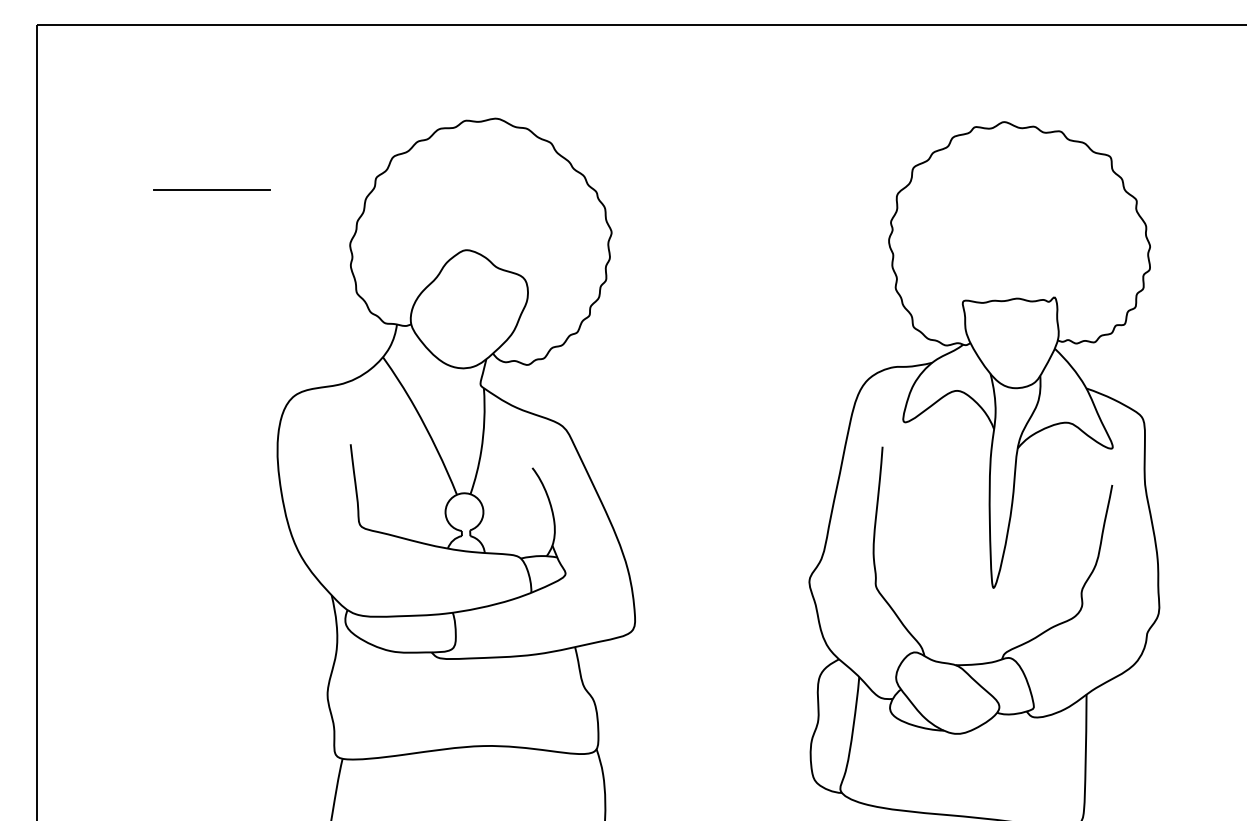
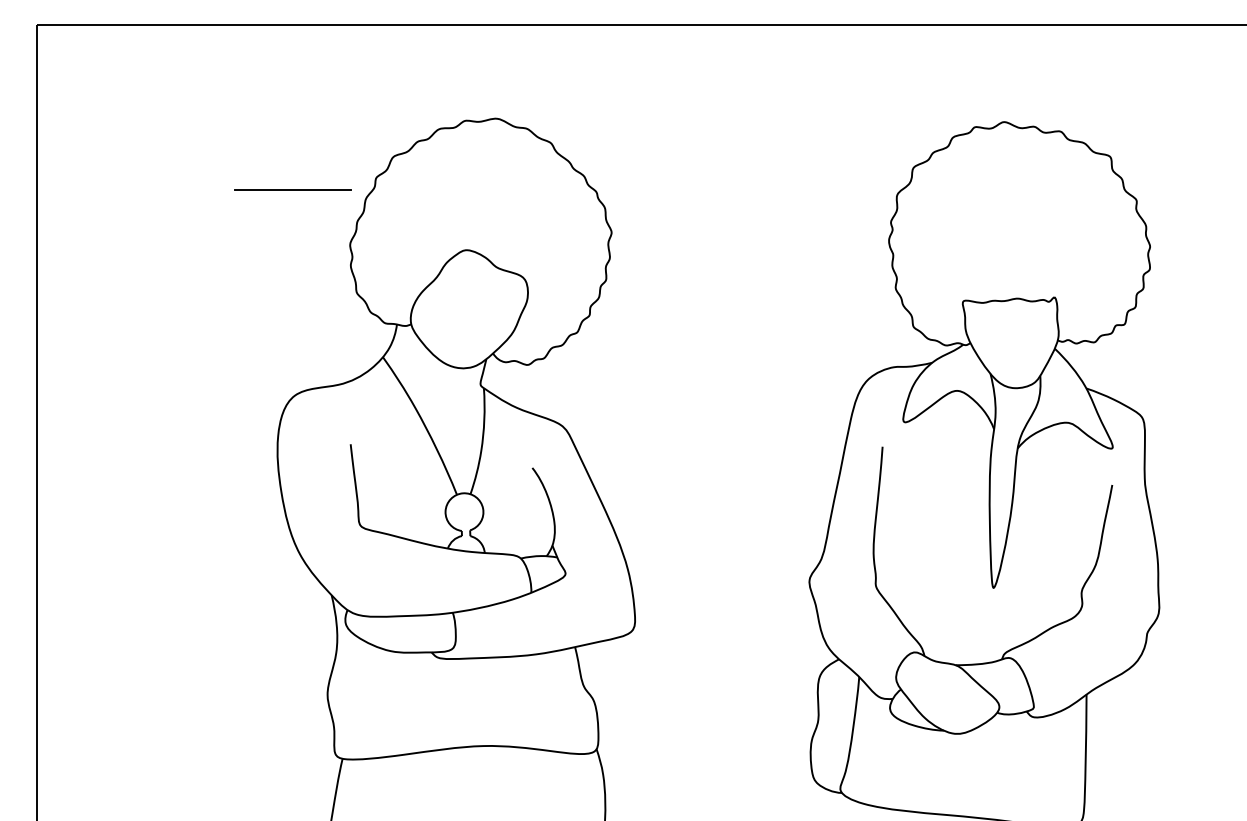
line position: (211, 189) -> (292, 189) (292, 189)
